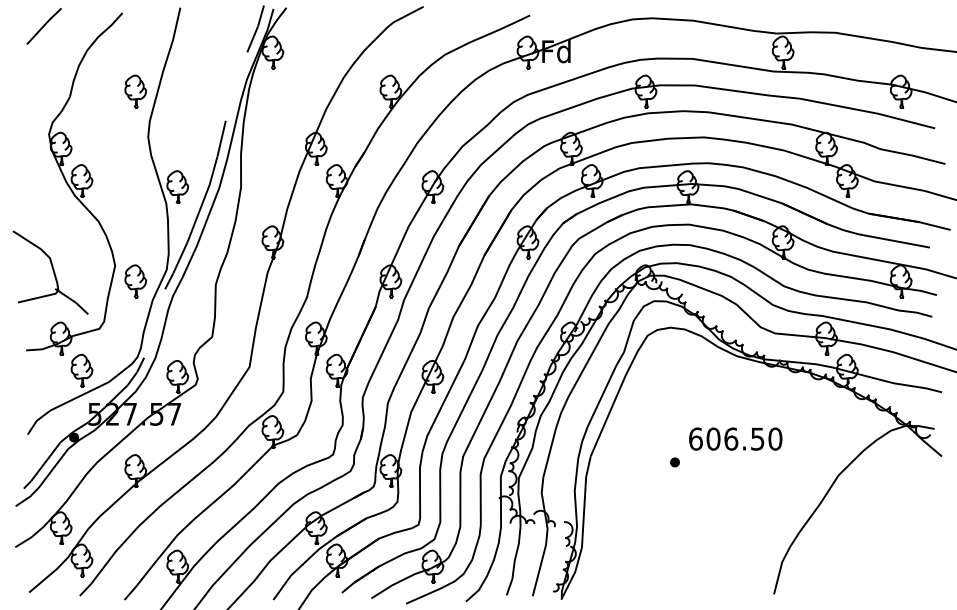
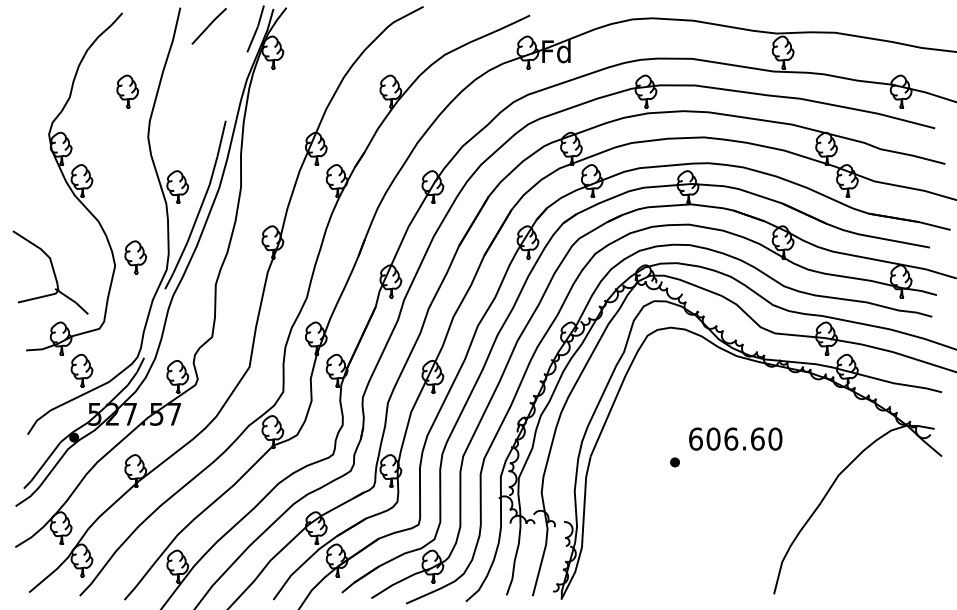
line position: (43, 26) -> (208, 26) (208, 26)
part position: (135, 91) -> (127, 91) (127, 91)
part position: (135, 281) -> (135, 257) (135, 257)
text: 606.50 -> 606.60 (757, 438)
